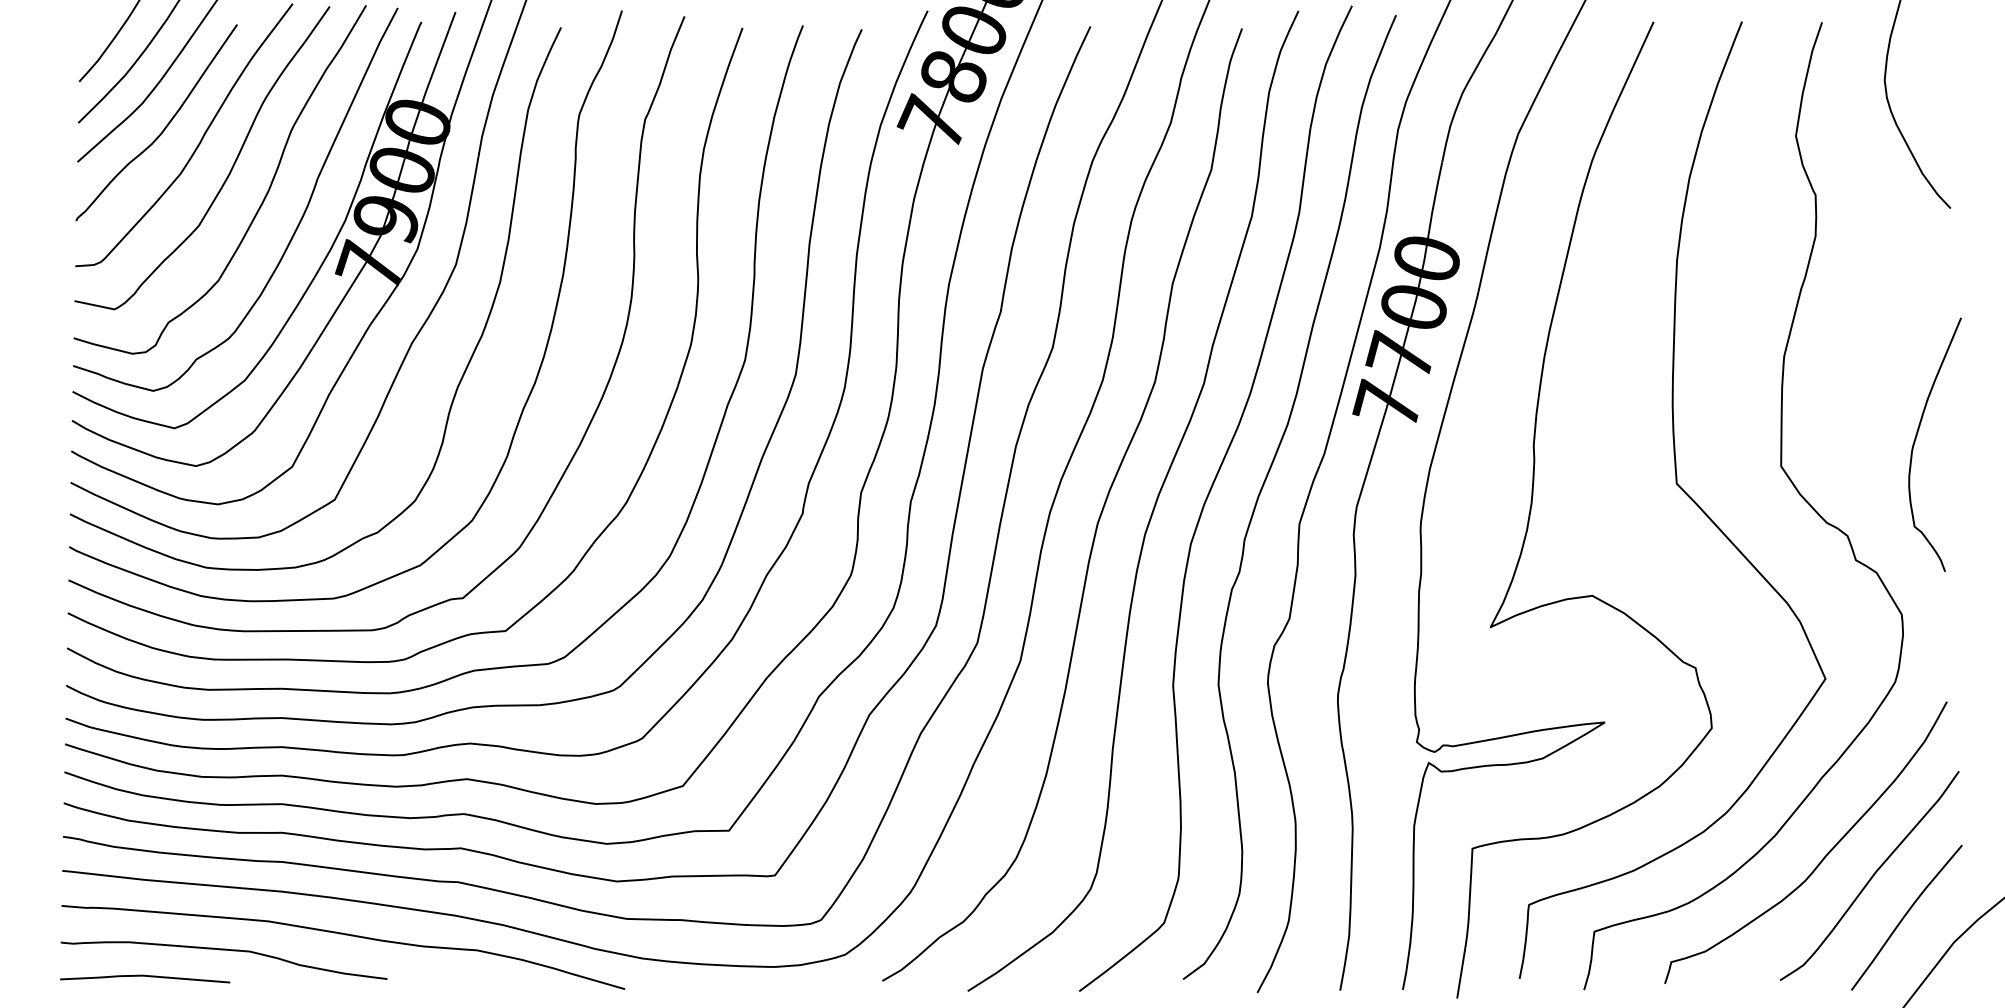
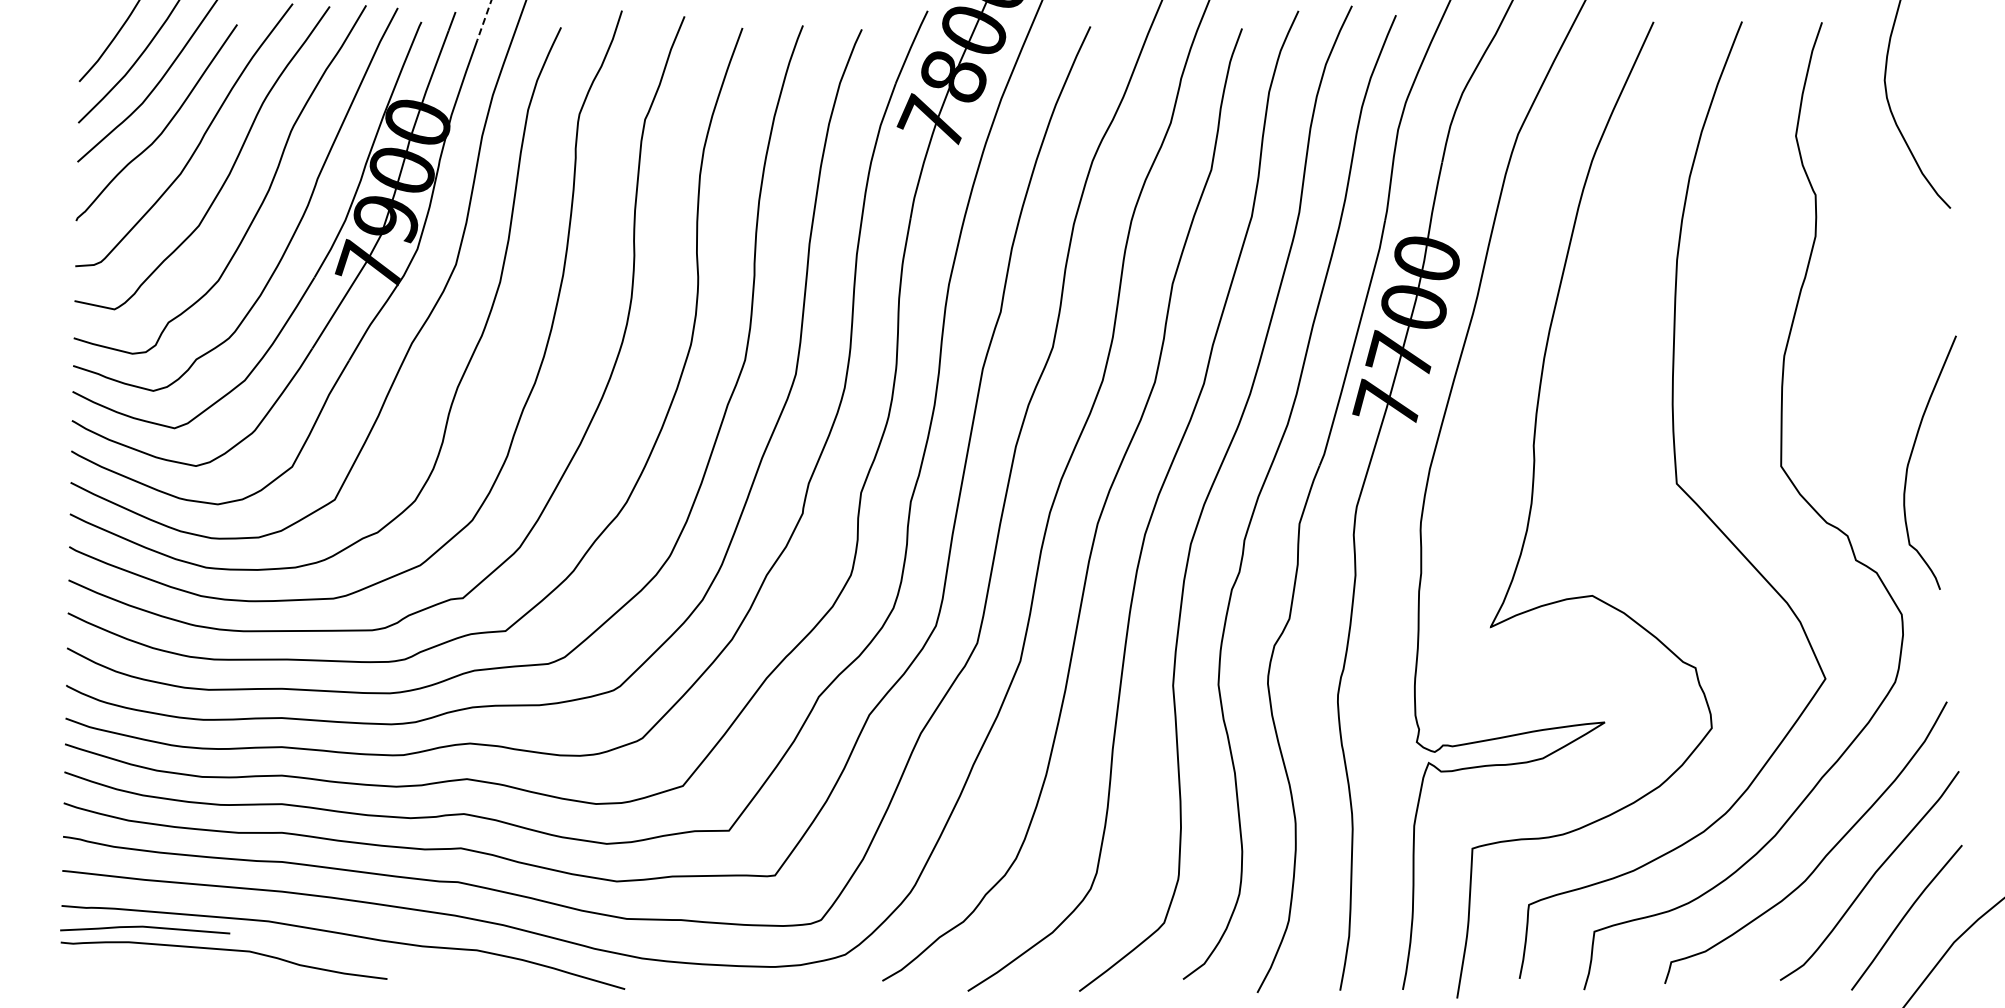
line: solid -> dashed (484, 20)
curve position: (1916, 439) -> (1911, 457) (1911, 457)
line position: (145, 976) -> (145, 927) (145, 927)
